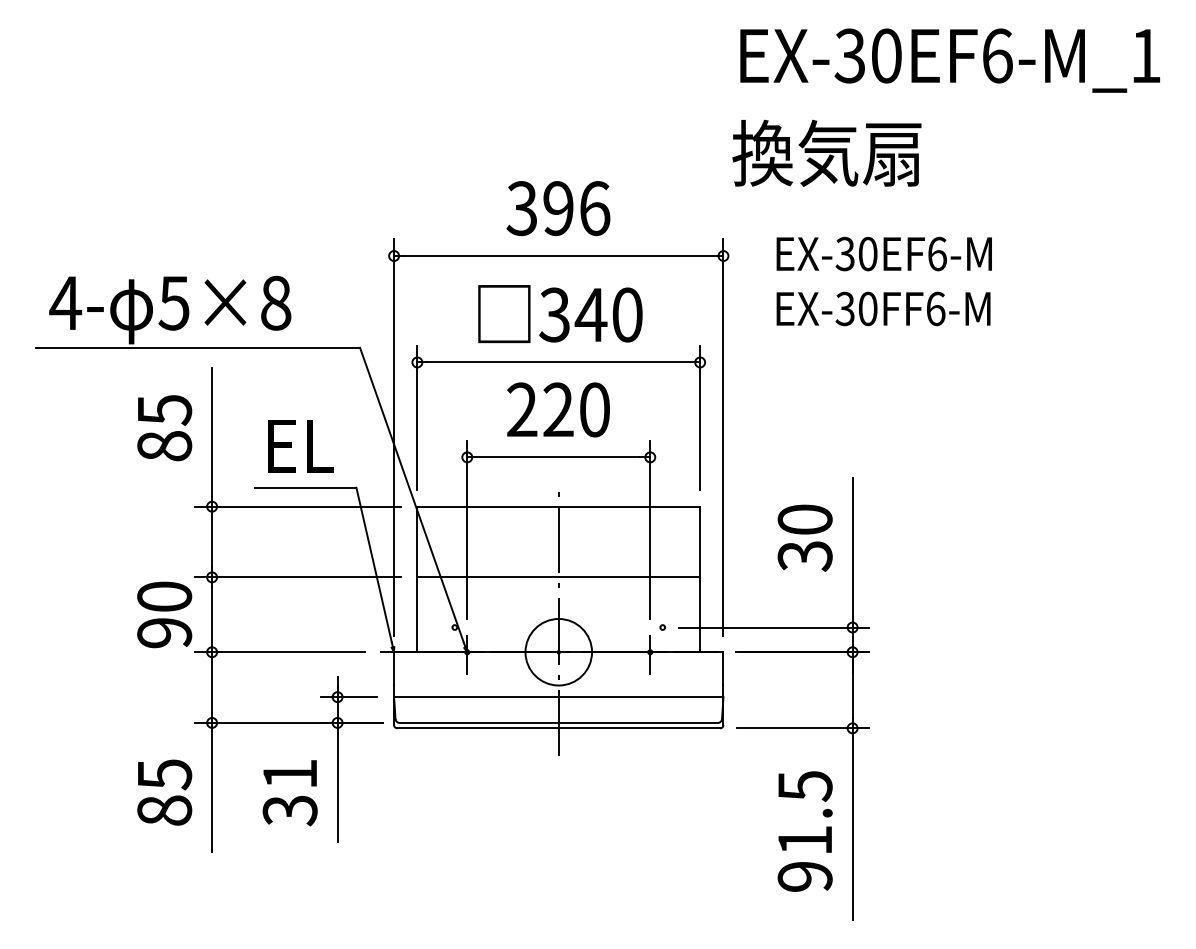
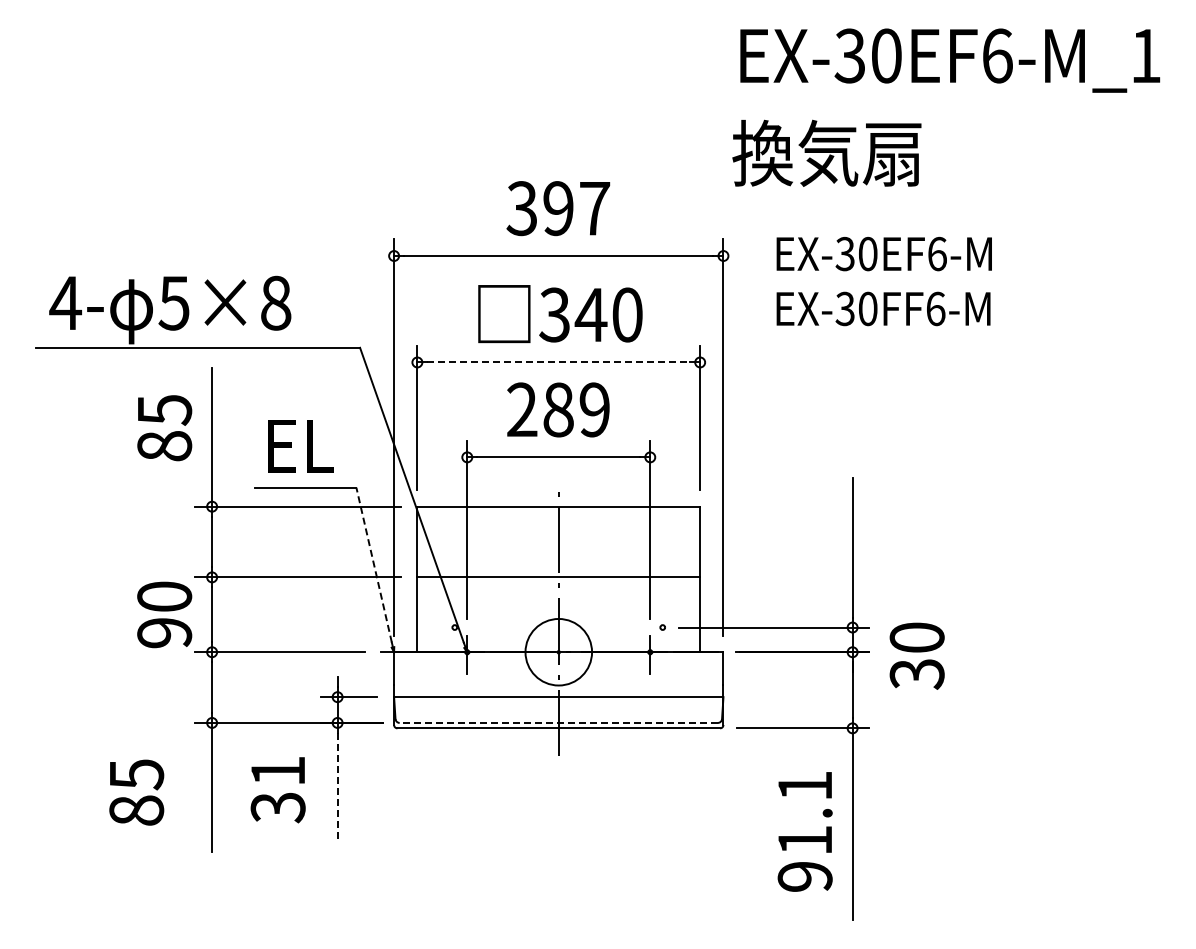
text: 396 -> 397 (595, 208)
line: solid -> dashed (559, 362)
text: 220 -> 289 (576, 409)
text position: (804, 537) -> (916, 655) (916, 655)
line: solid -> dashed (374, 564)
line: solid -> dashed (558, 722)
text: 91.5 -> 91.1 (805, 786)
line: solid -> dashed (337, 787)
text position: (164, 792) -> (136, 792) (136, 792)
text position: (289, 793) -> (277, 790) (277, 790)
